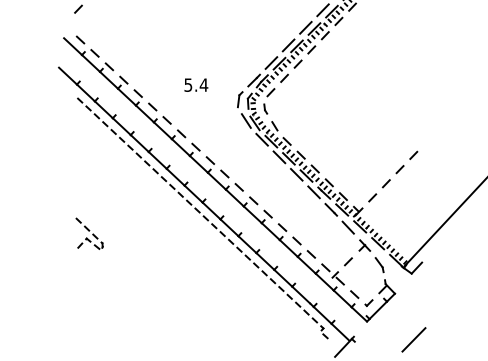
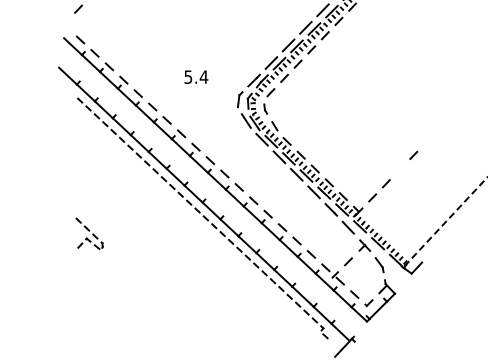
text position: (196, 84) -> (196, 76) (196, 76)
line: present -> none (399, 169)
line: solid -> dashed (446, 221)
line: present -> none (413, 339)
